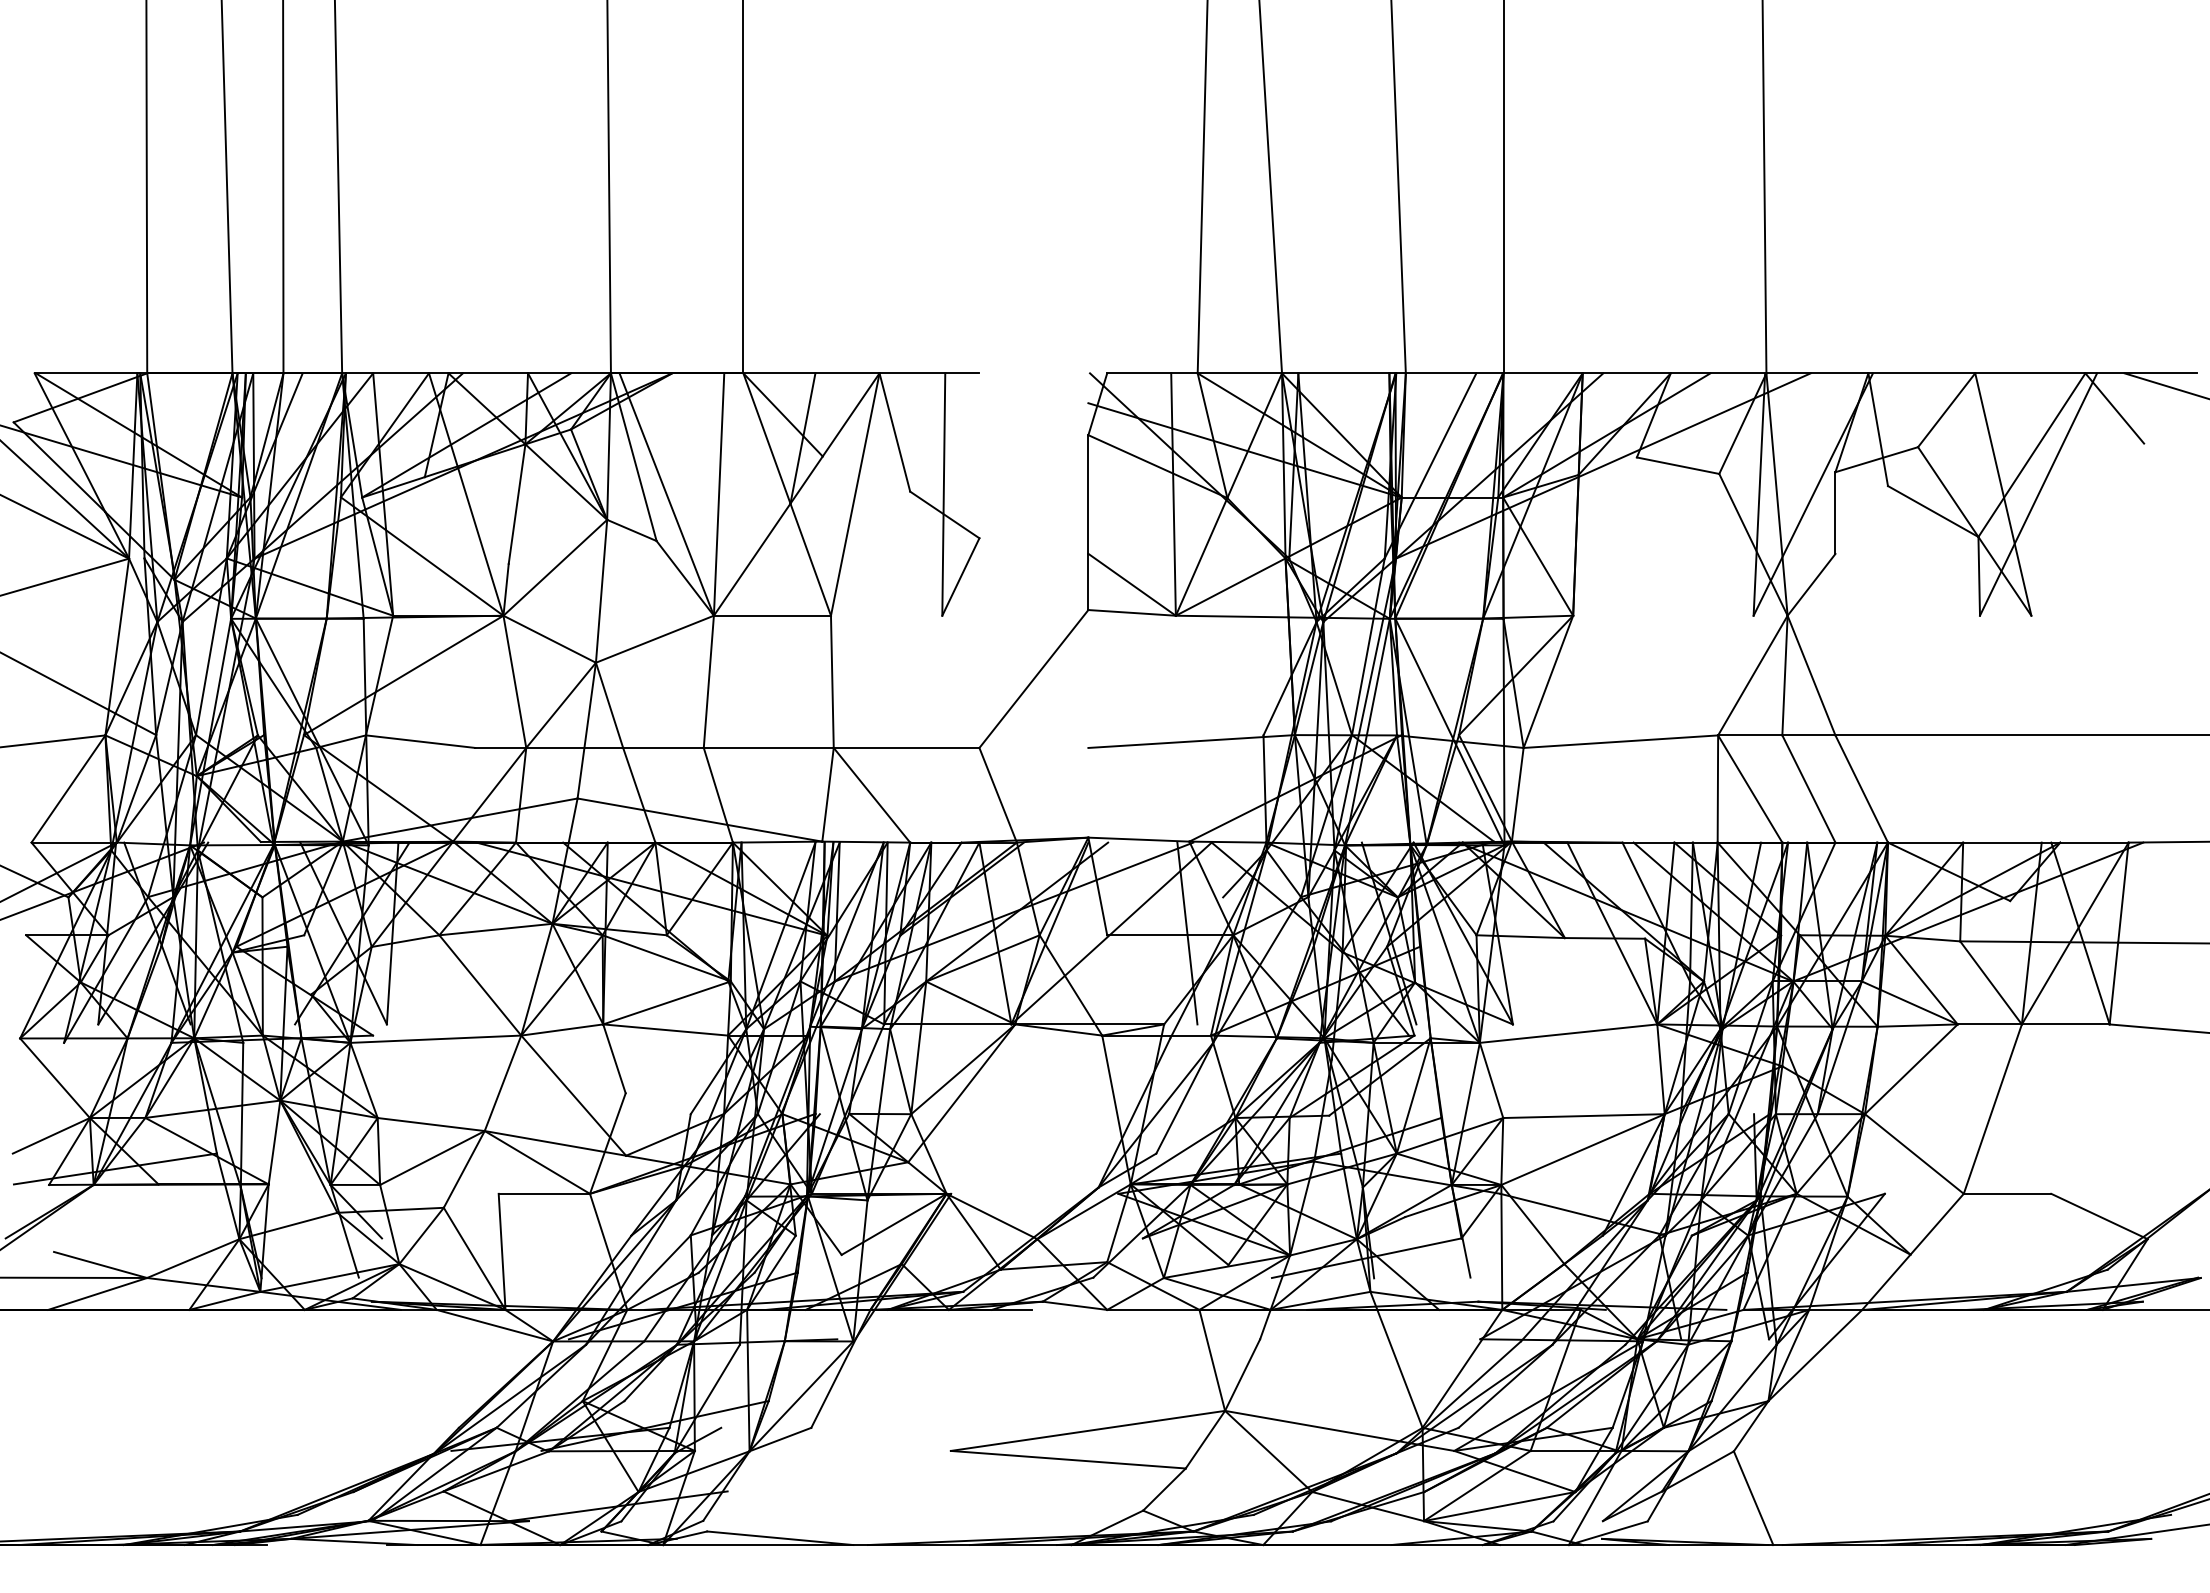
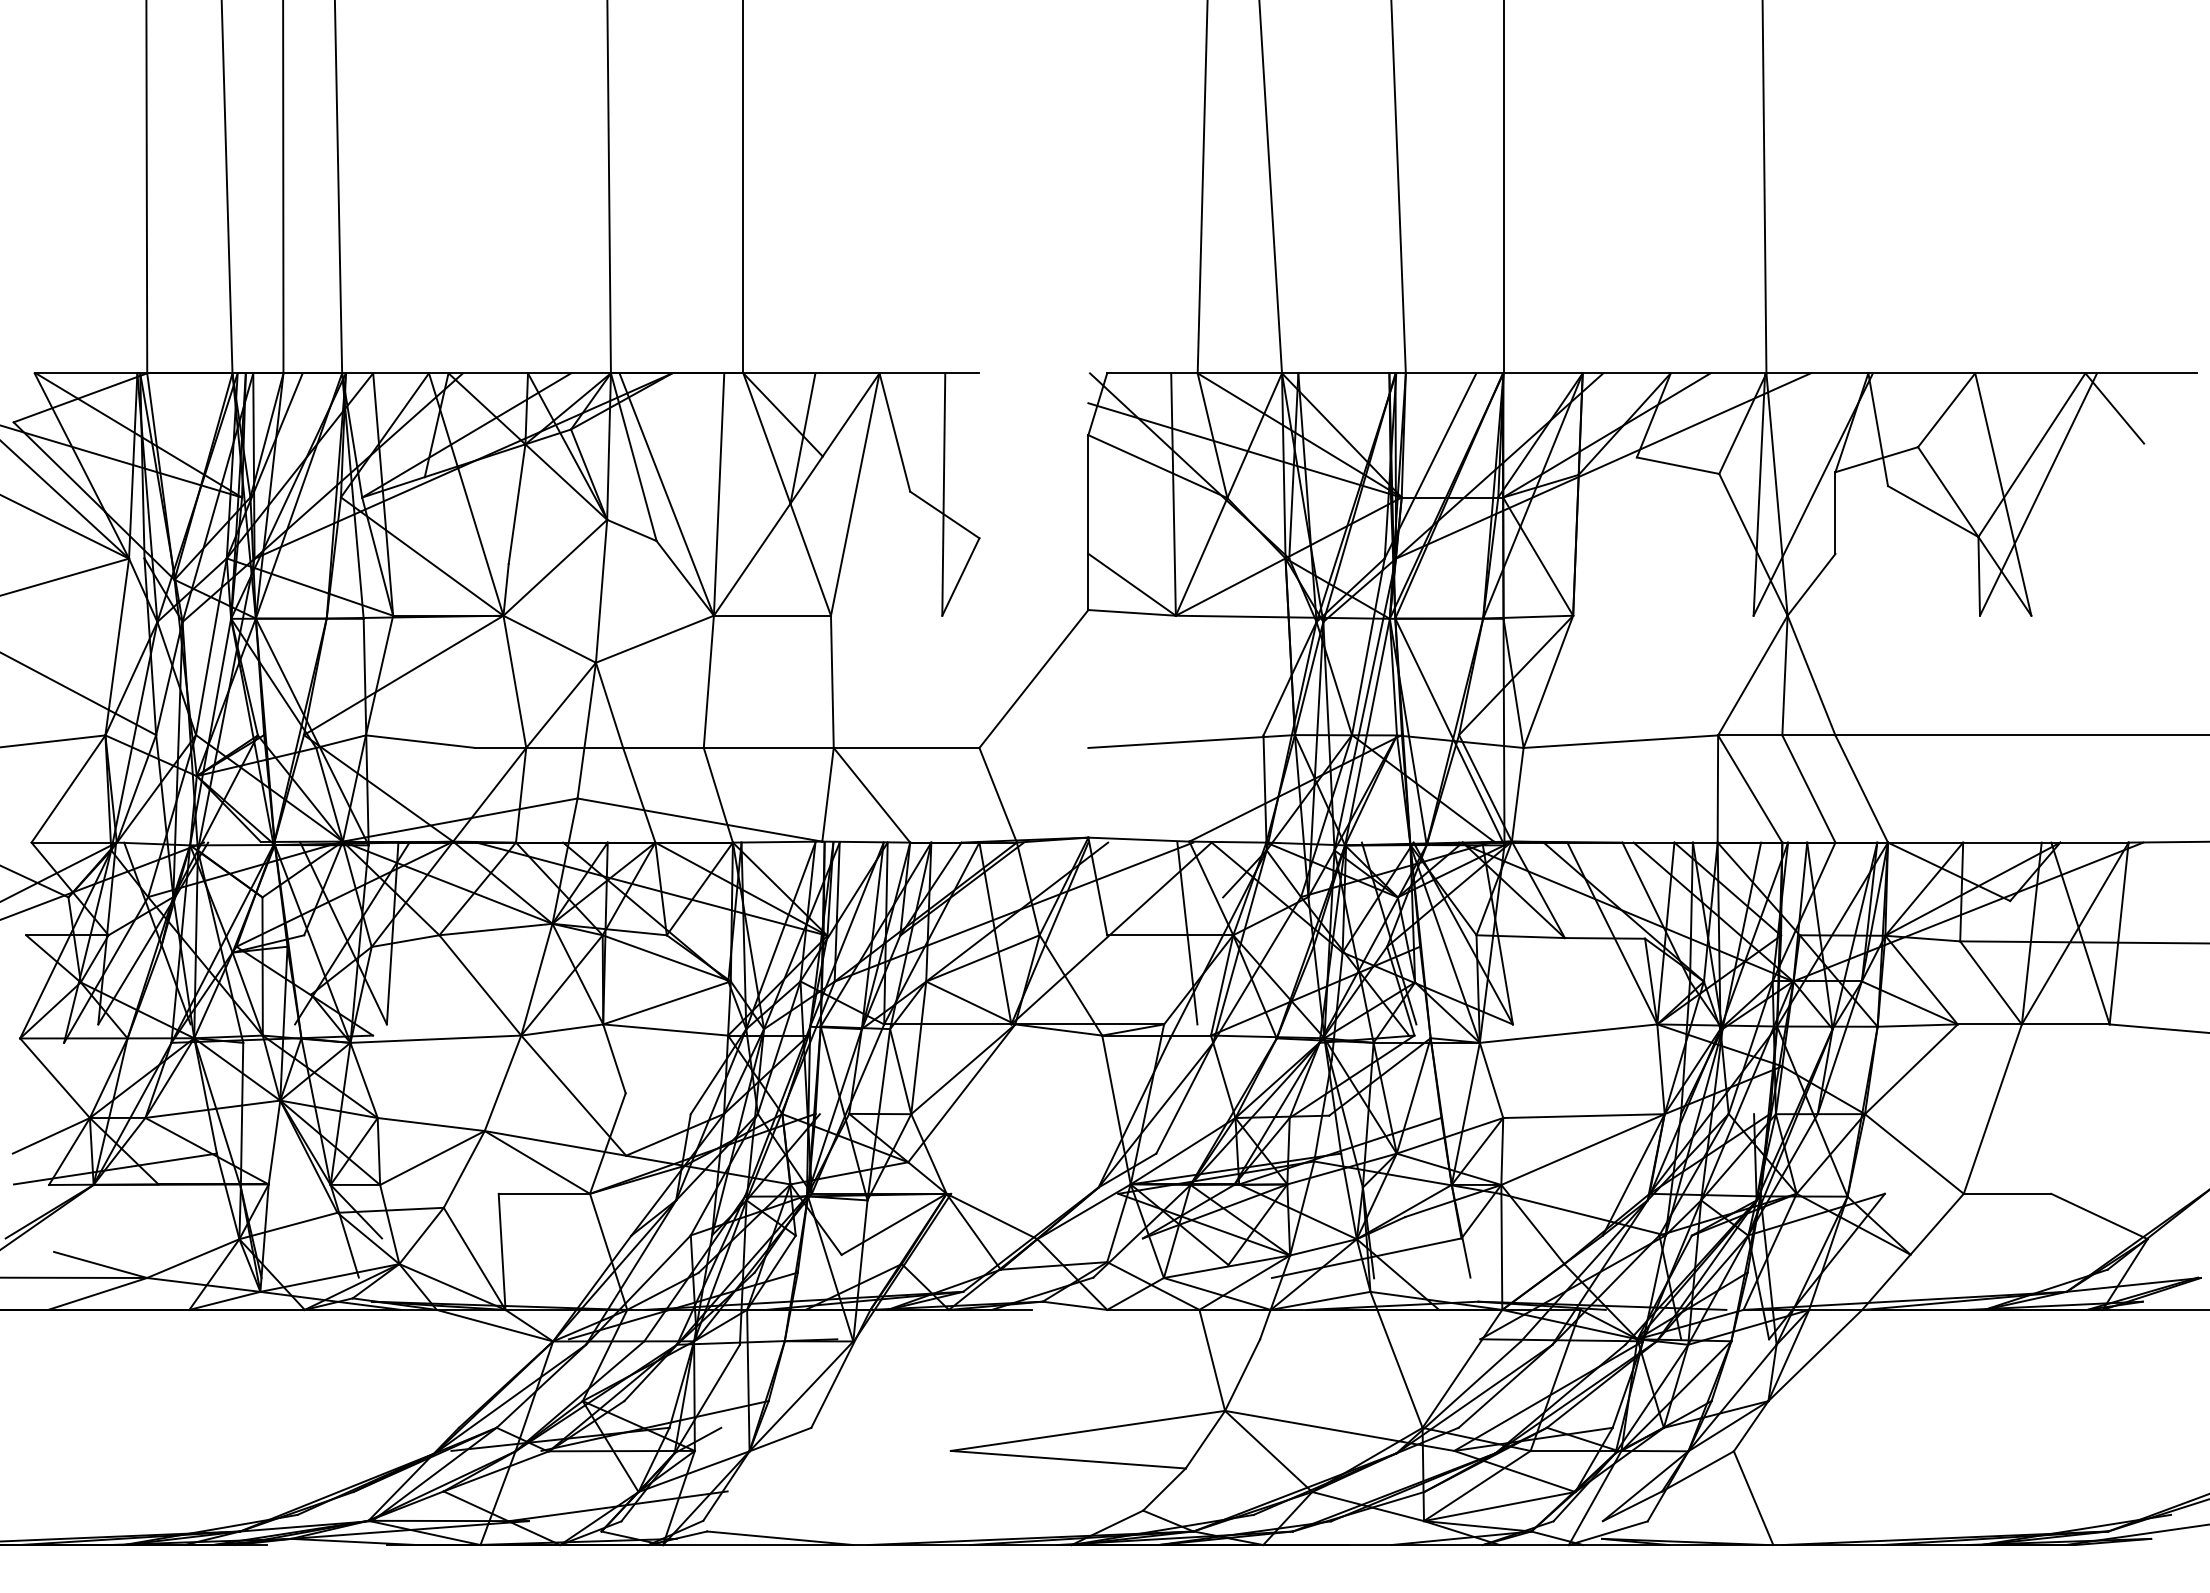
line: present -> none (2165, 385)
